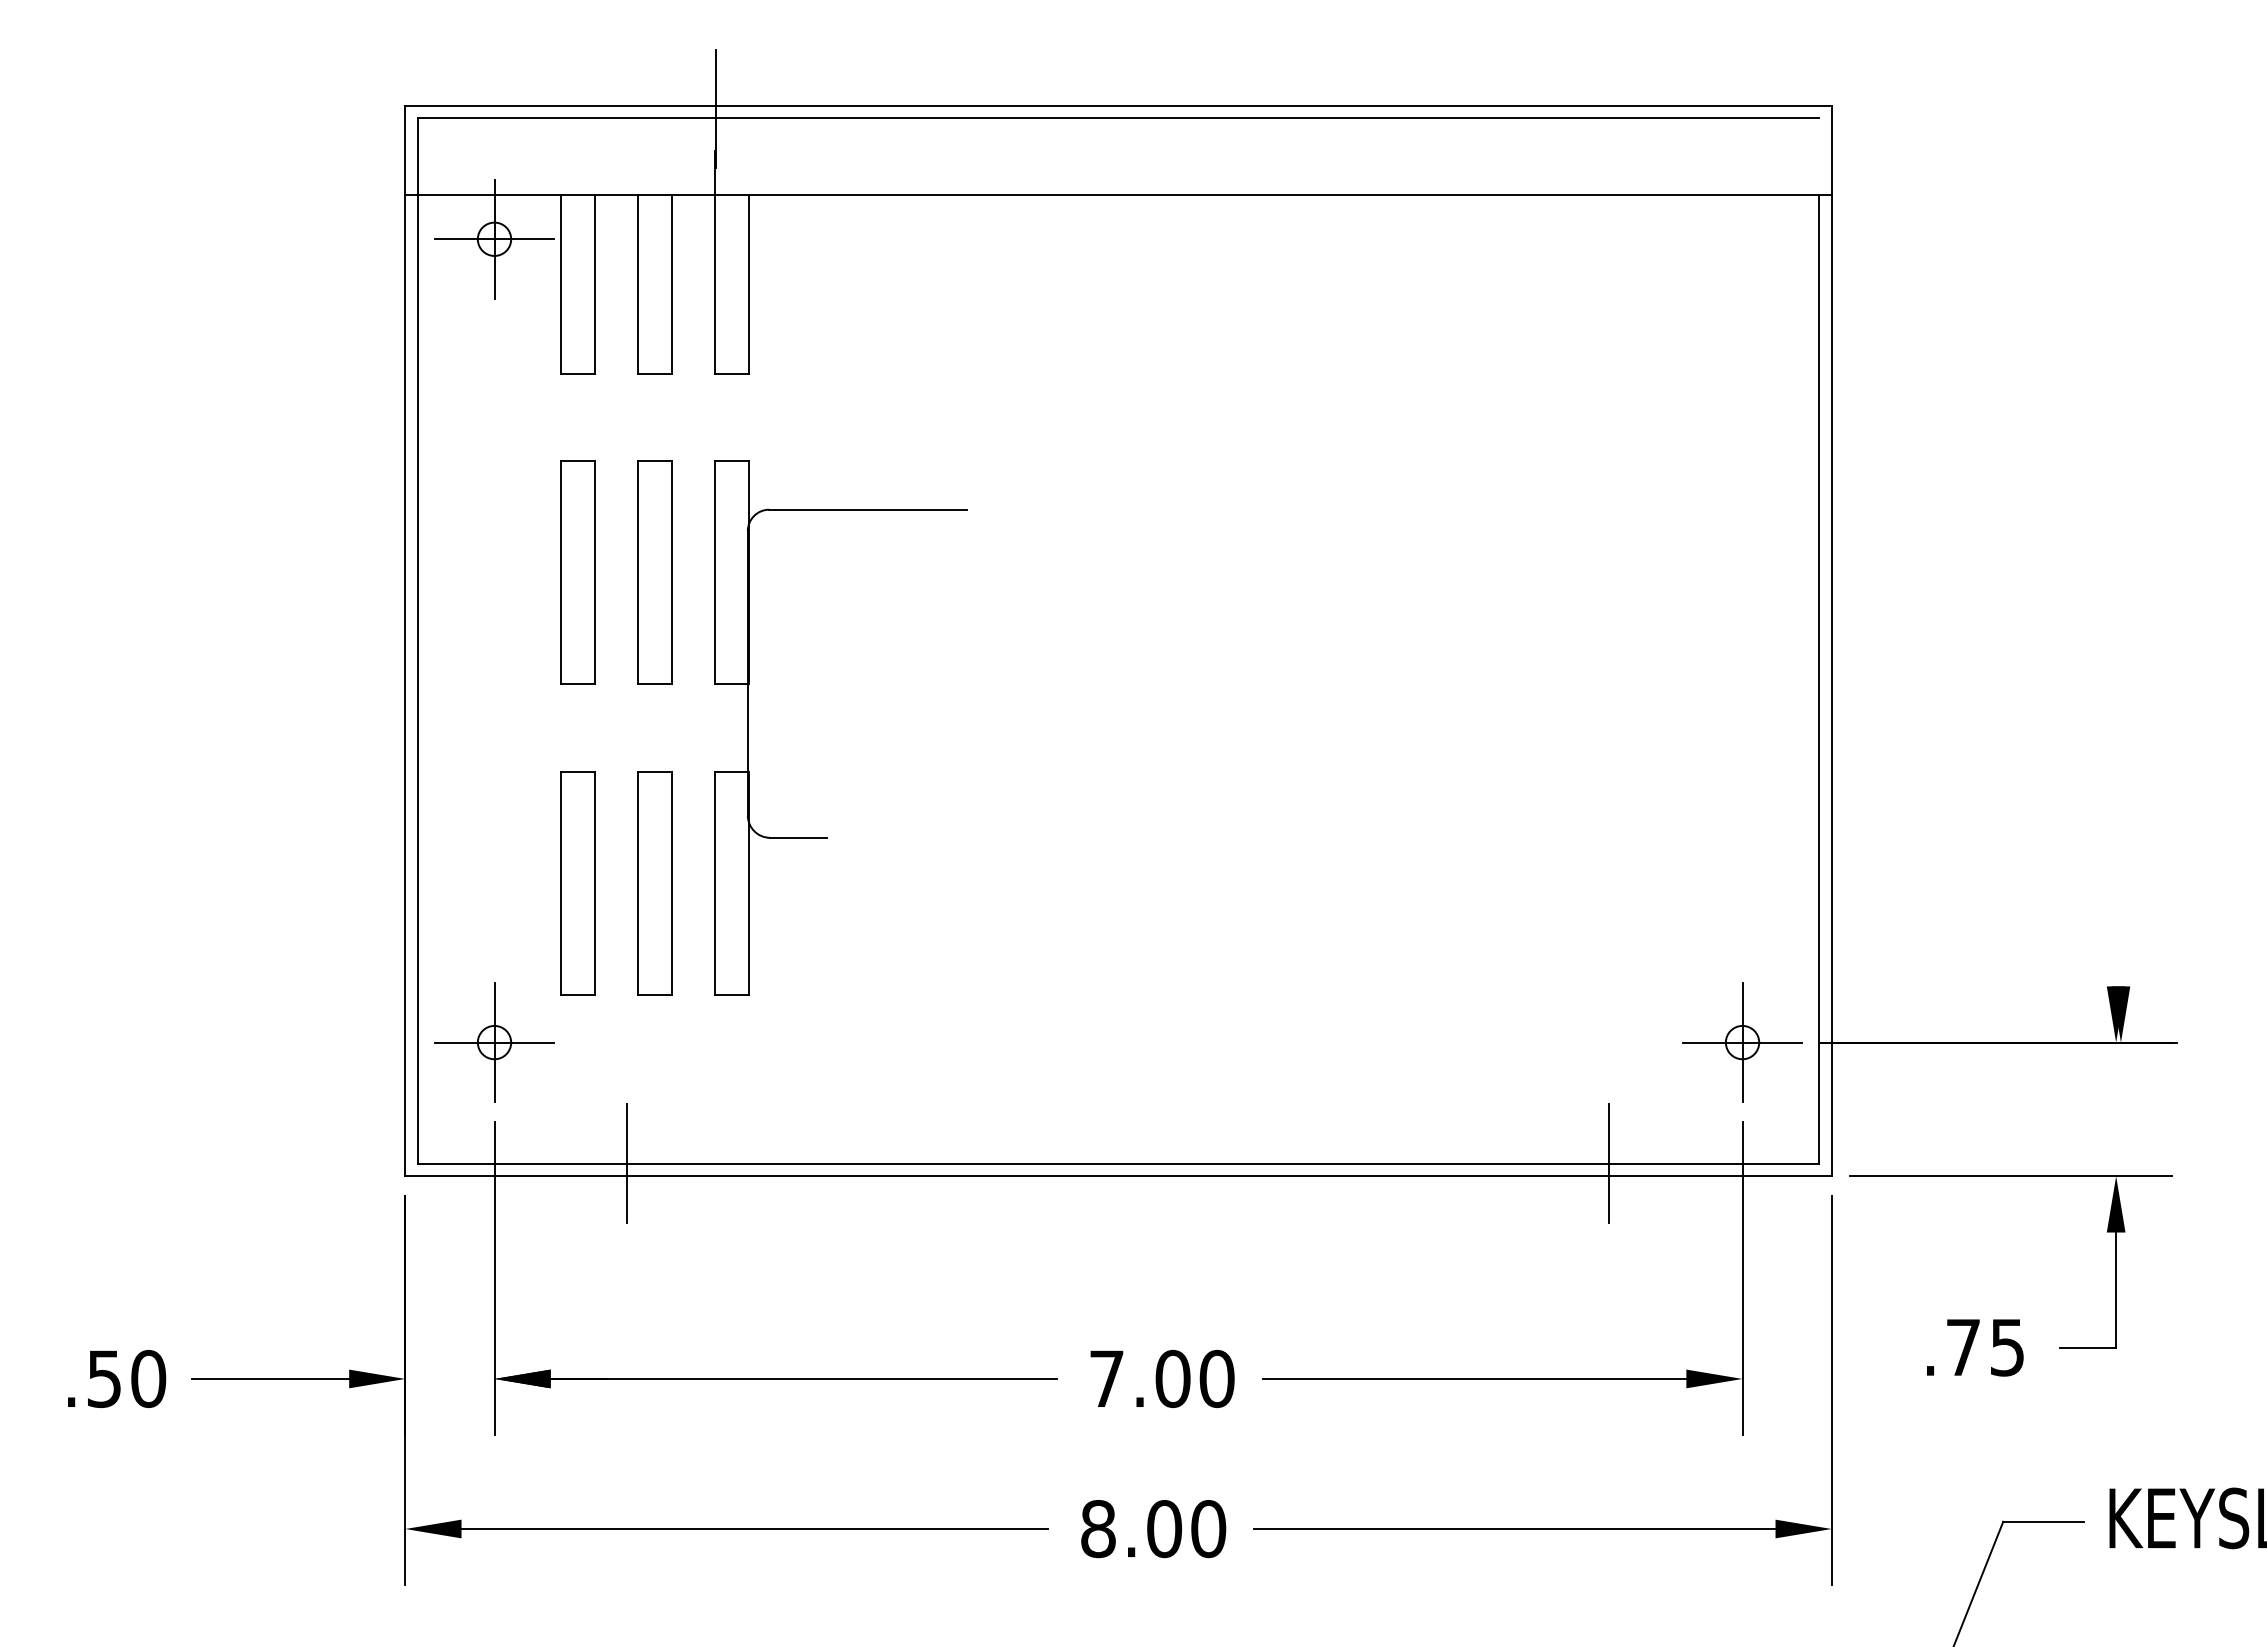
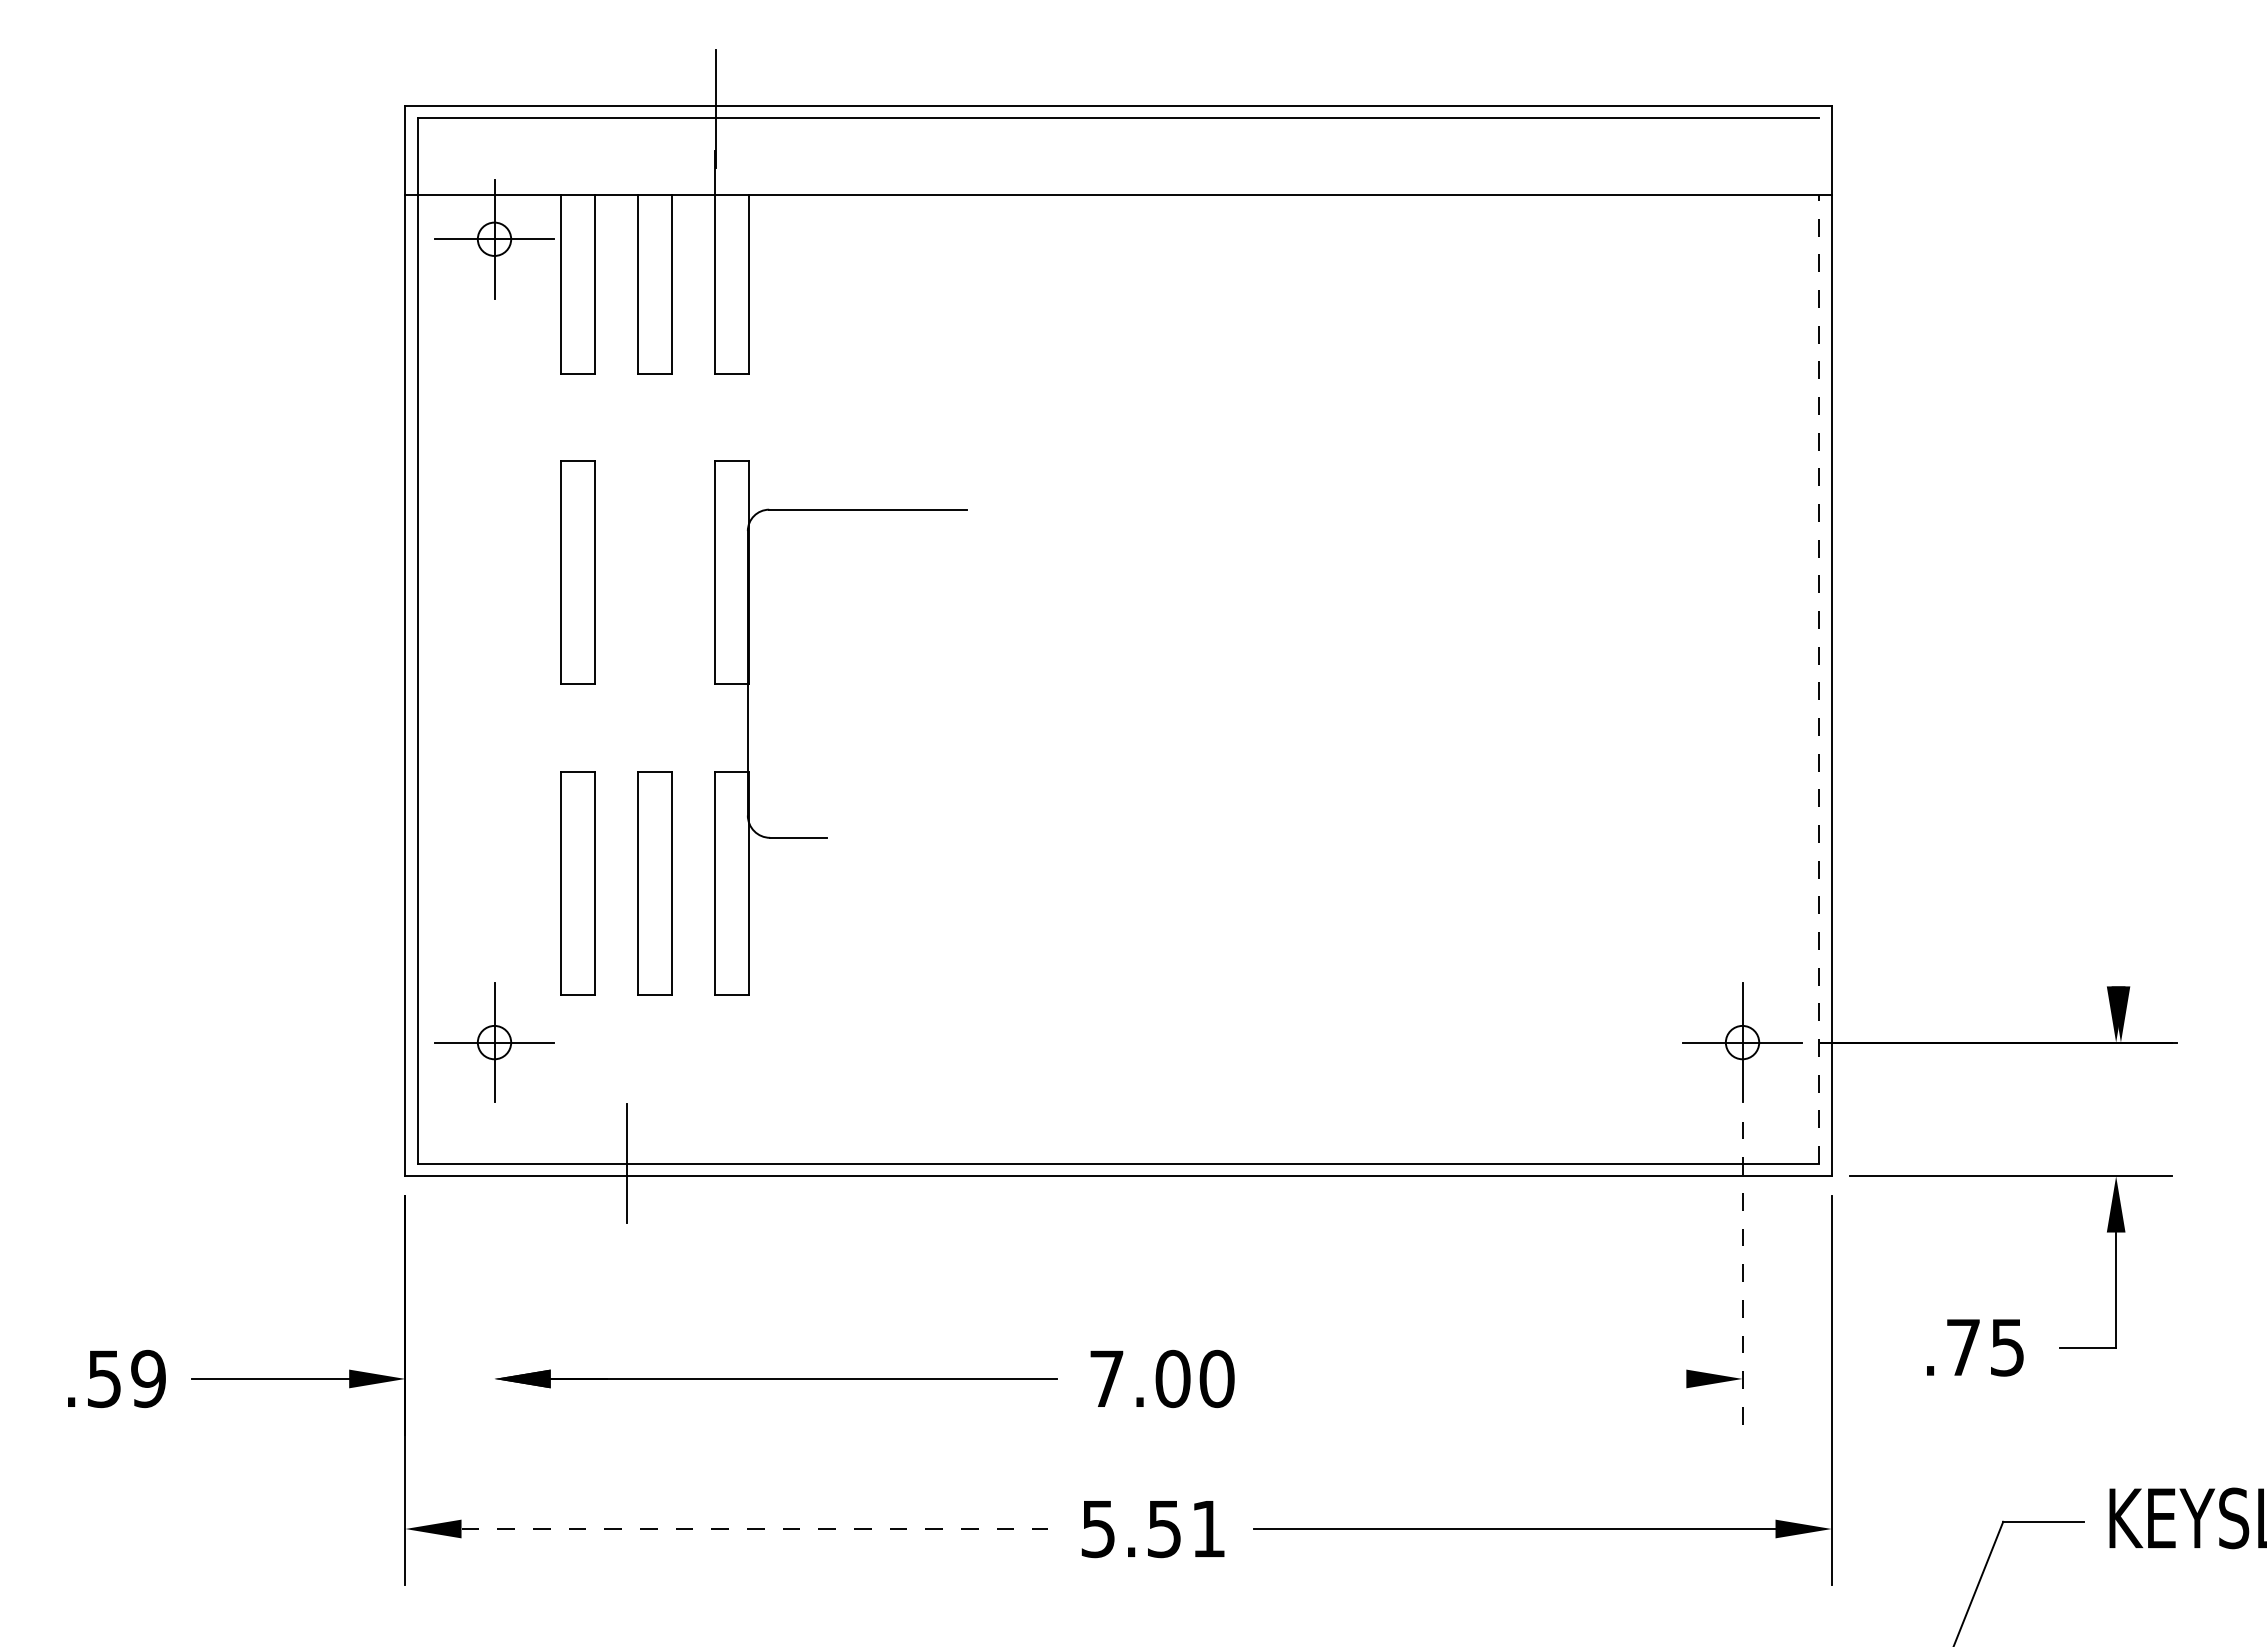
part: present -> none (654, 572)
line: solid -> dashed (1819, 679)
line: present -> none (1608, 1163)
line: present -> none (494, 1278)
line: solid -> dashed (1742, 1278)
line: present -> none (1474, 1378)
text: .50 -> .59 (148, 1379)
line: solid -> dashed (755, 1529)
text: 8.00 -> 5.51 (1153, 1529)
